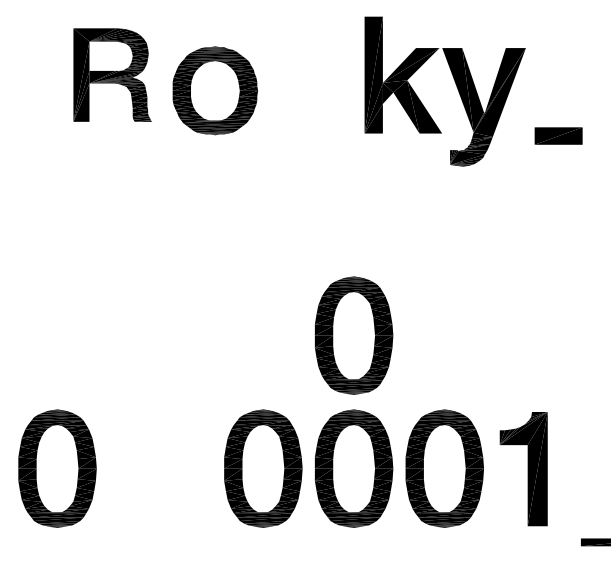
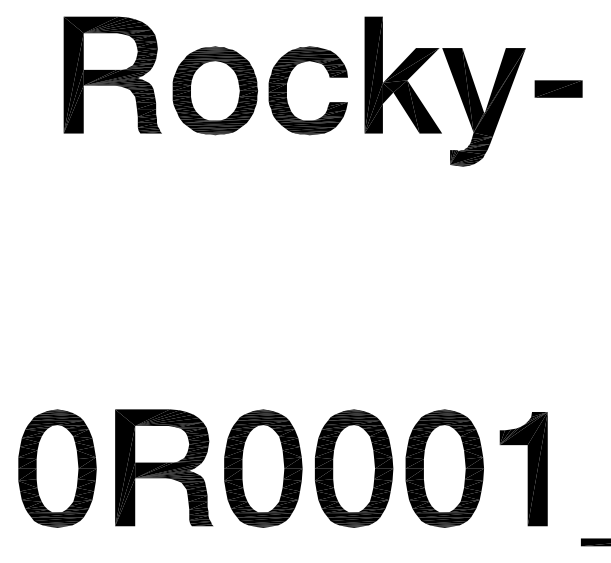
part size: 79x94 px -> 99x118 px (112, 74)
part: none -> present (286, 90)
part position: (558, 135) -> (558, 88) (558, 88)
part: present -> none (353, 335)
part: none -> present (164, 467)
